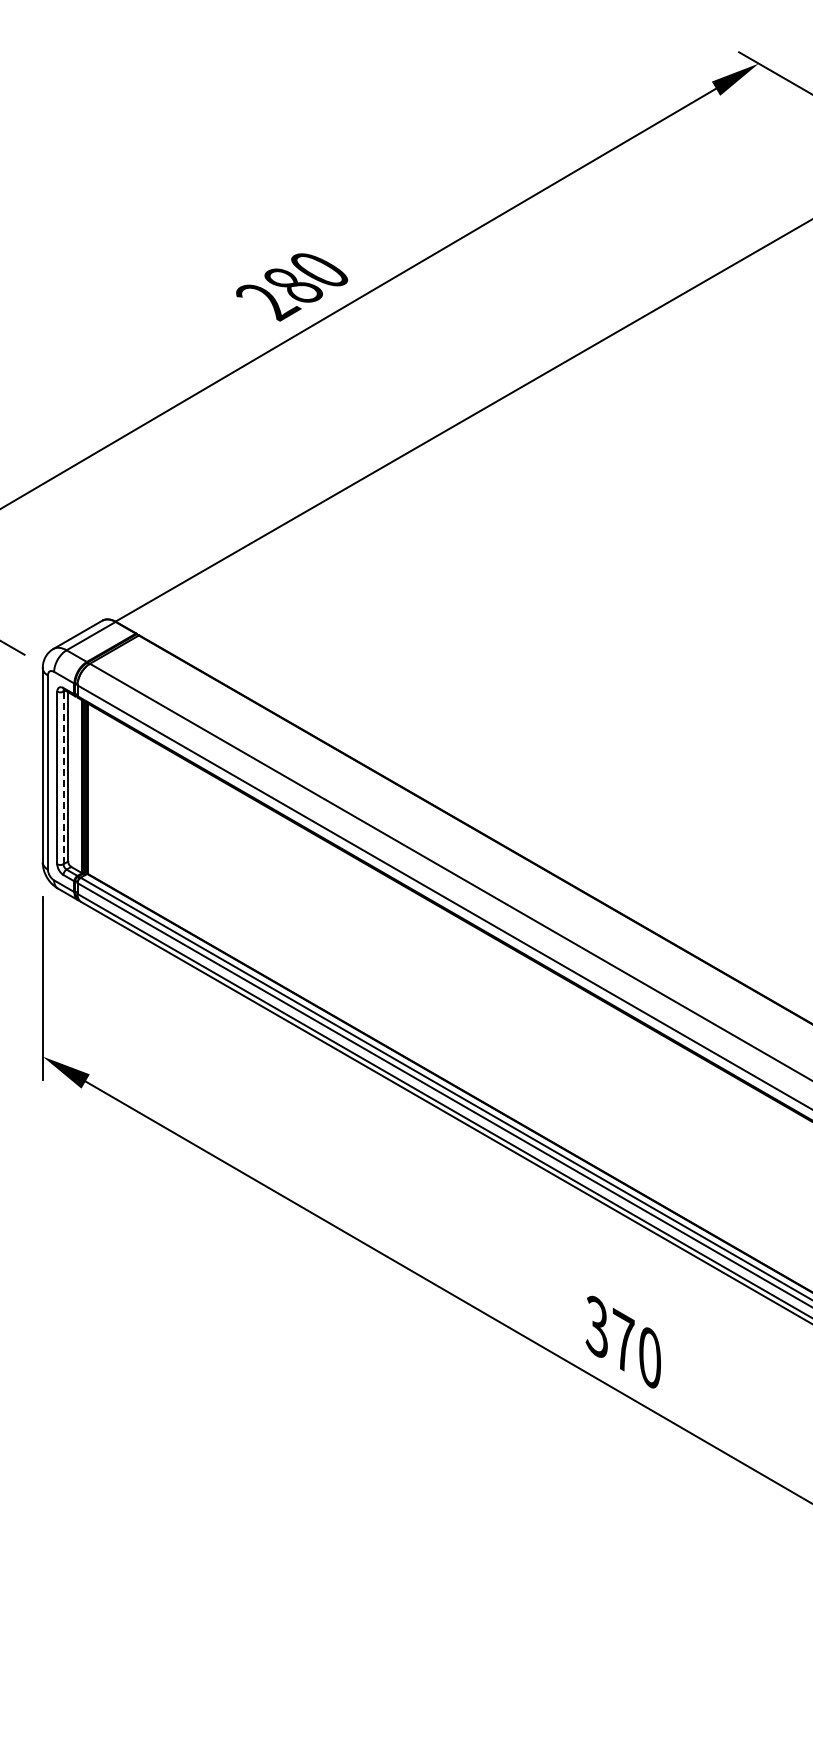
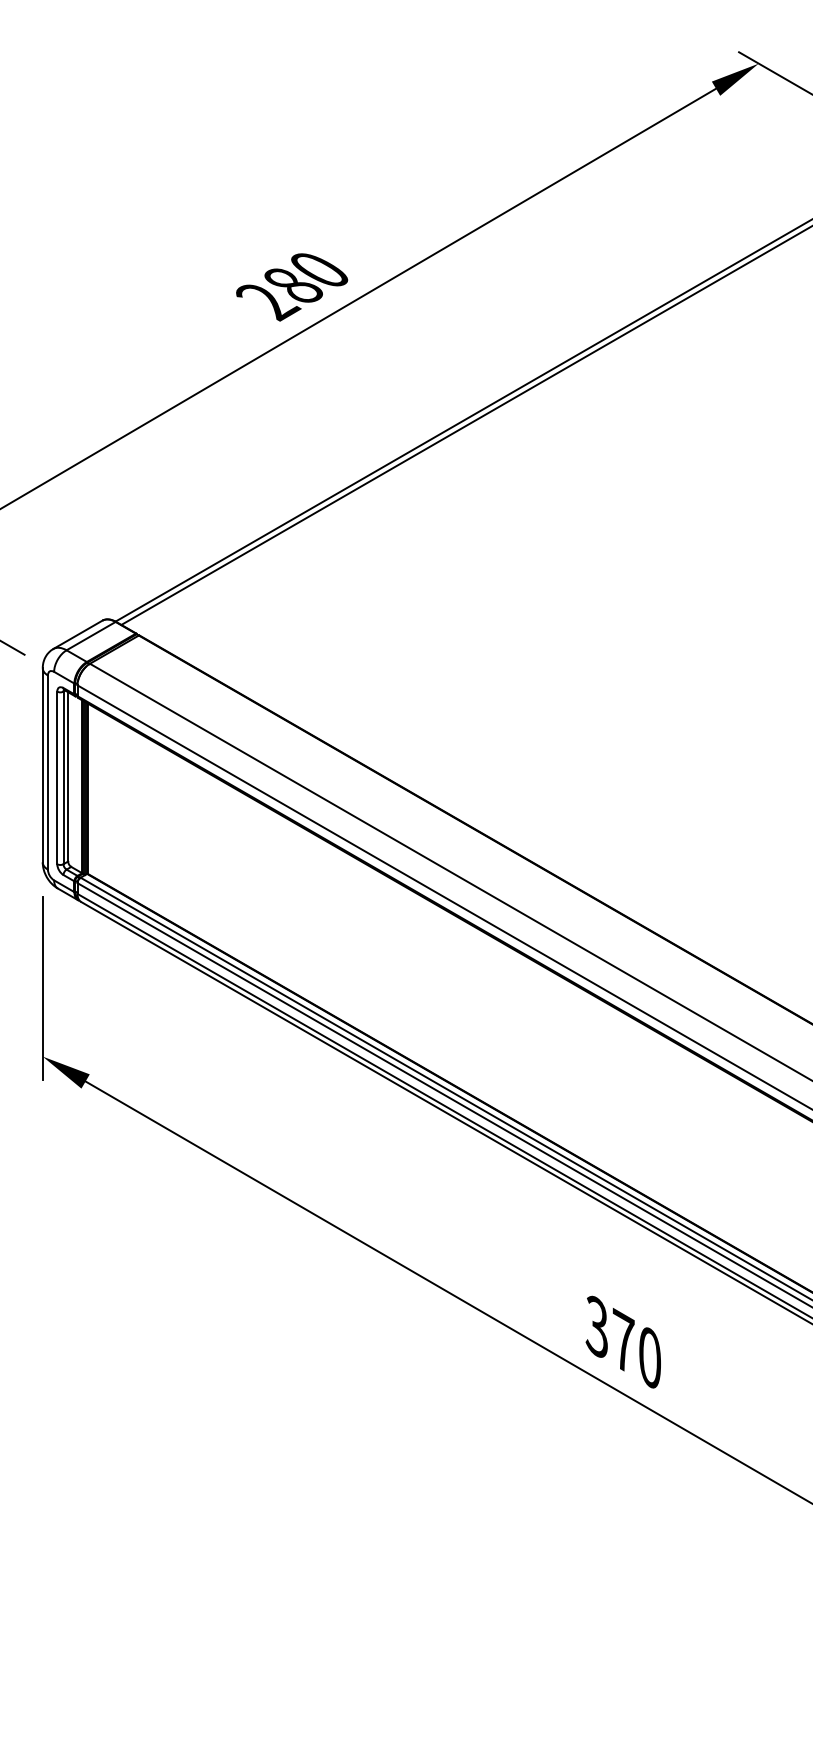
line: none -> present (465, 425)
line: dashed -> solid (63, 777)
